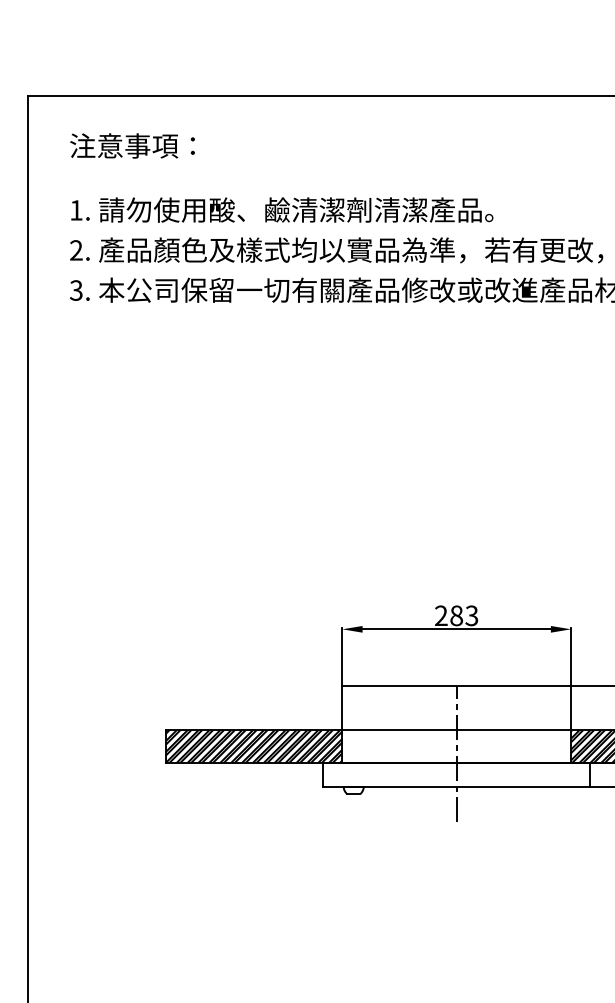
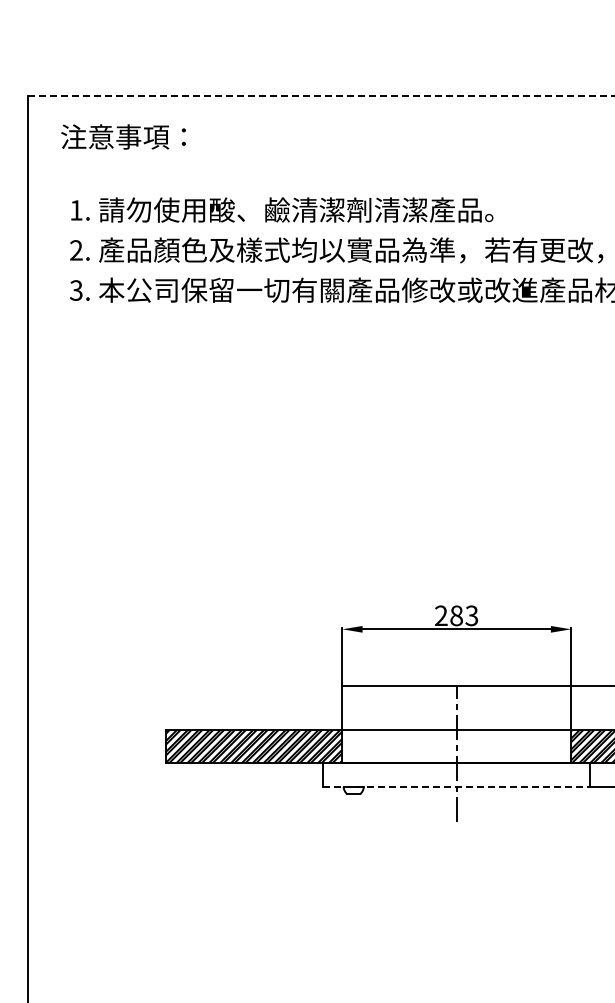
line: solid -> dashed (321, 95)
text position: (132, 145) -> (123, 136) (123, 136)
line: solid -> dashed (457, 786)
